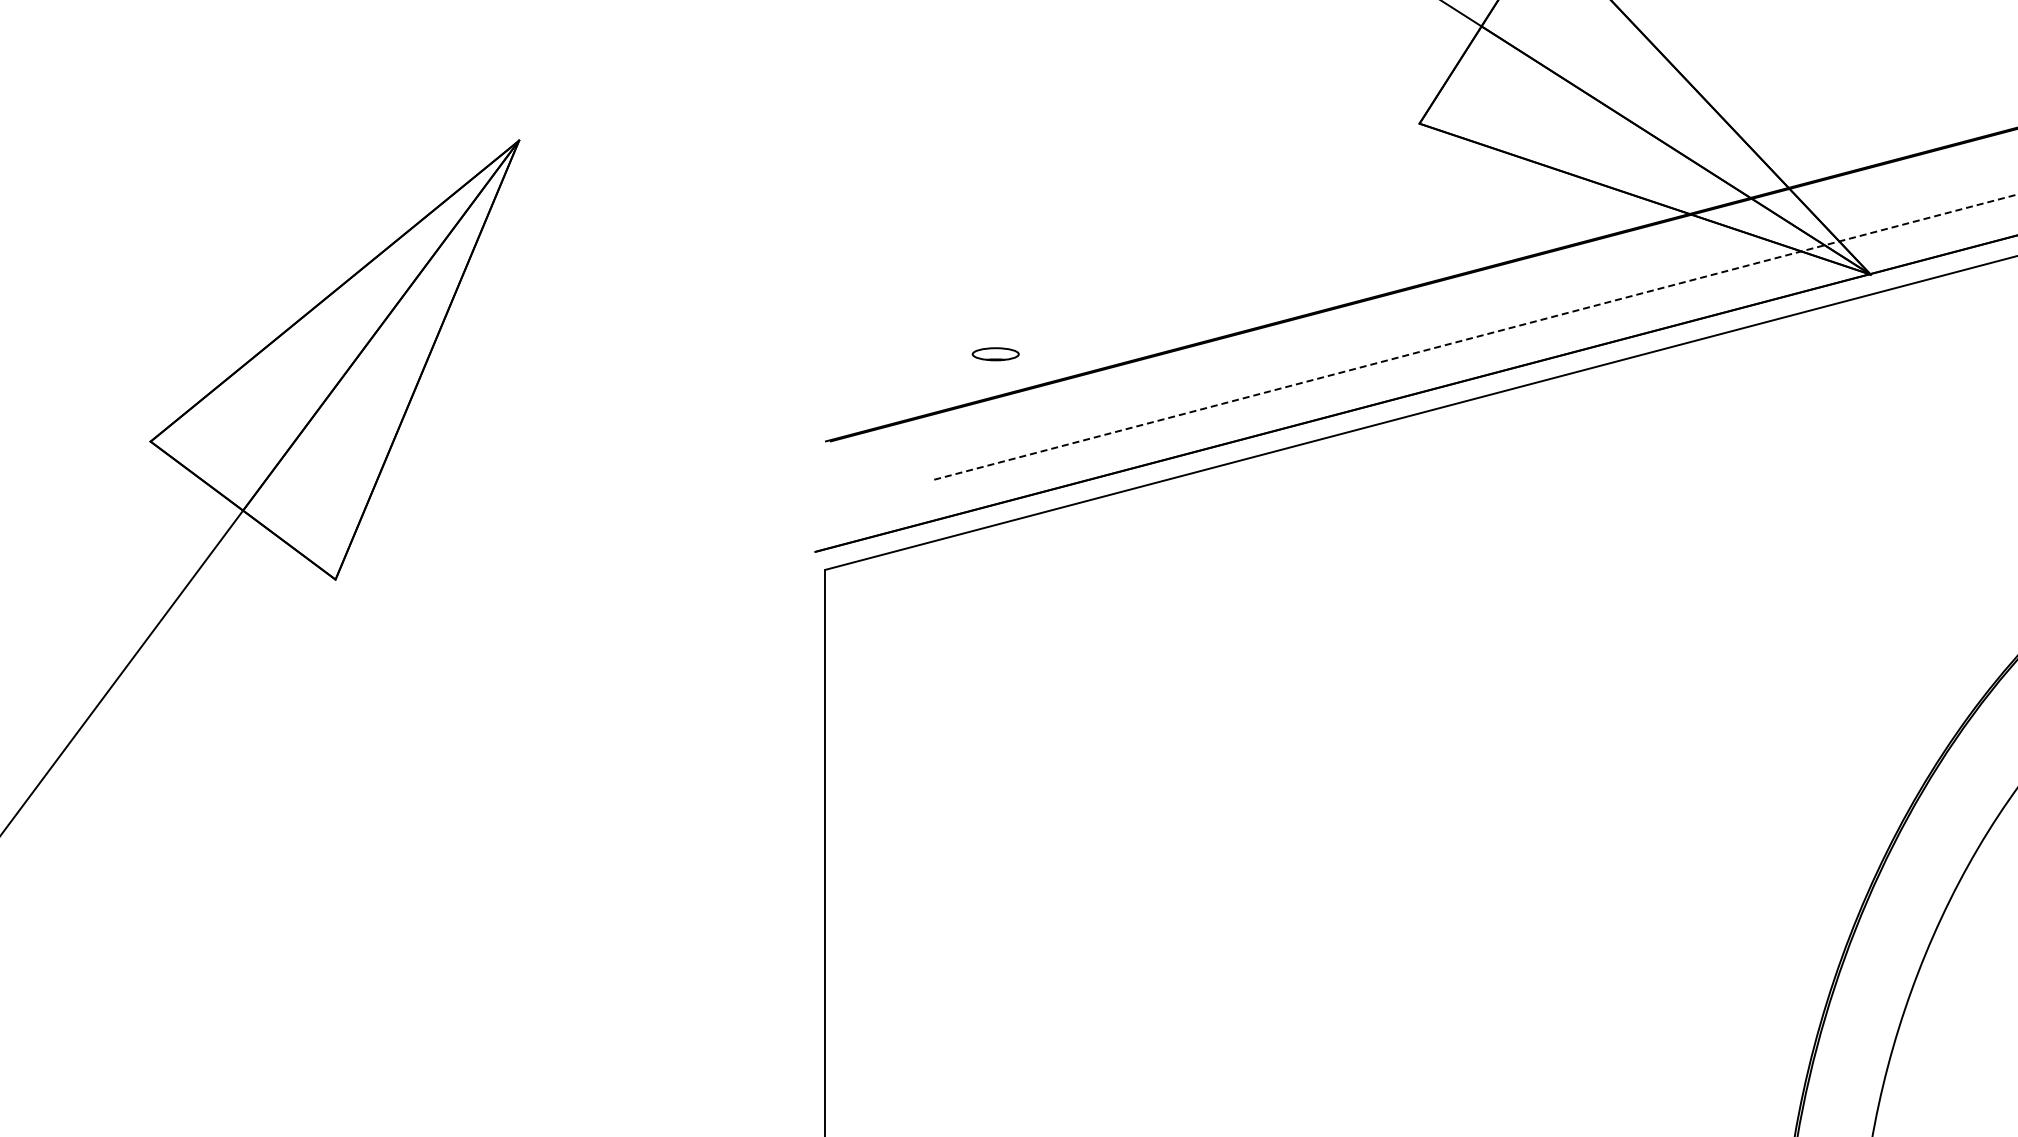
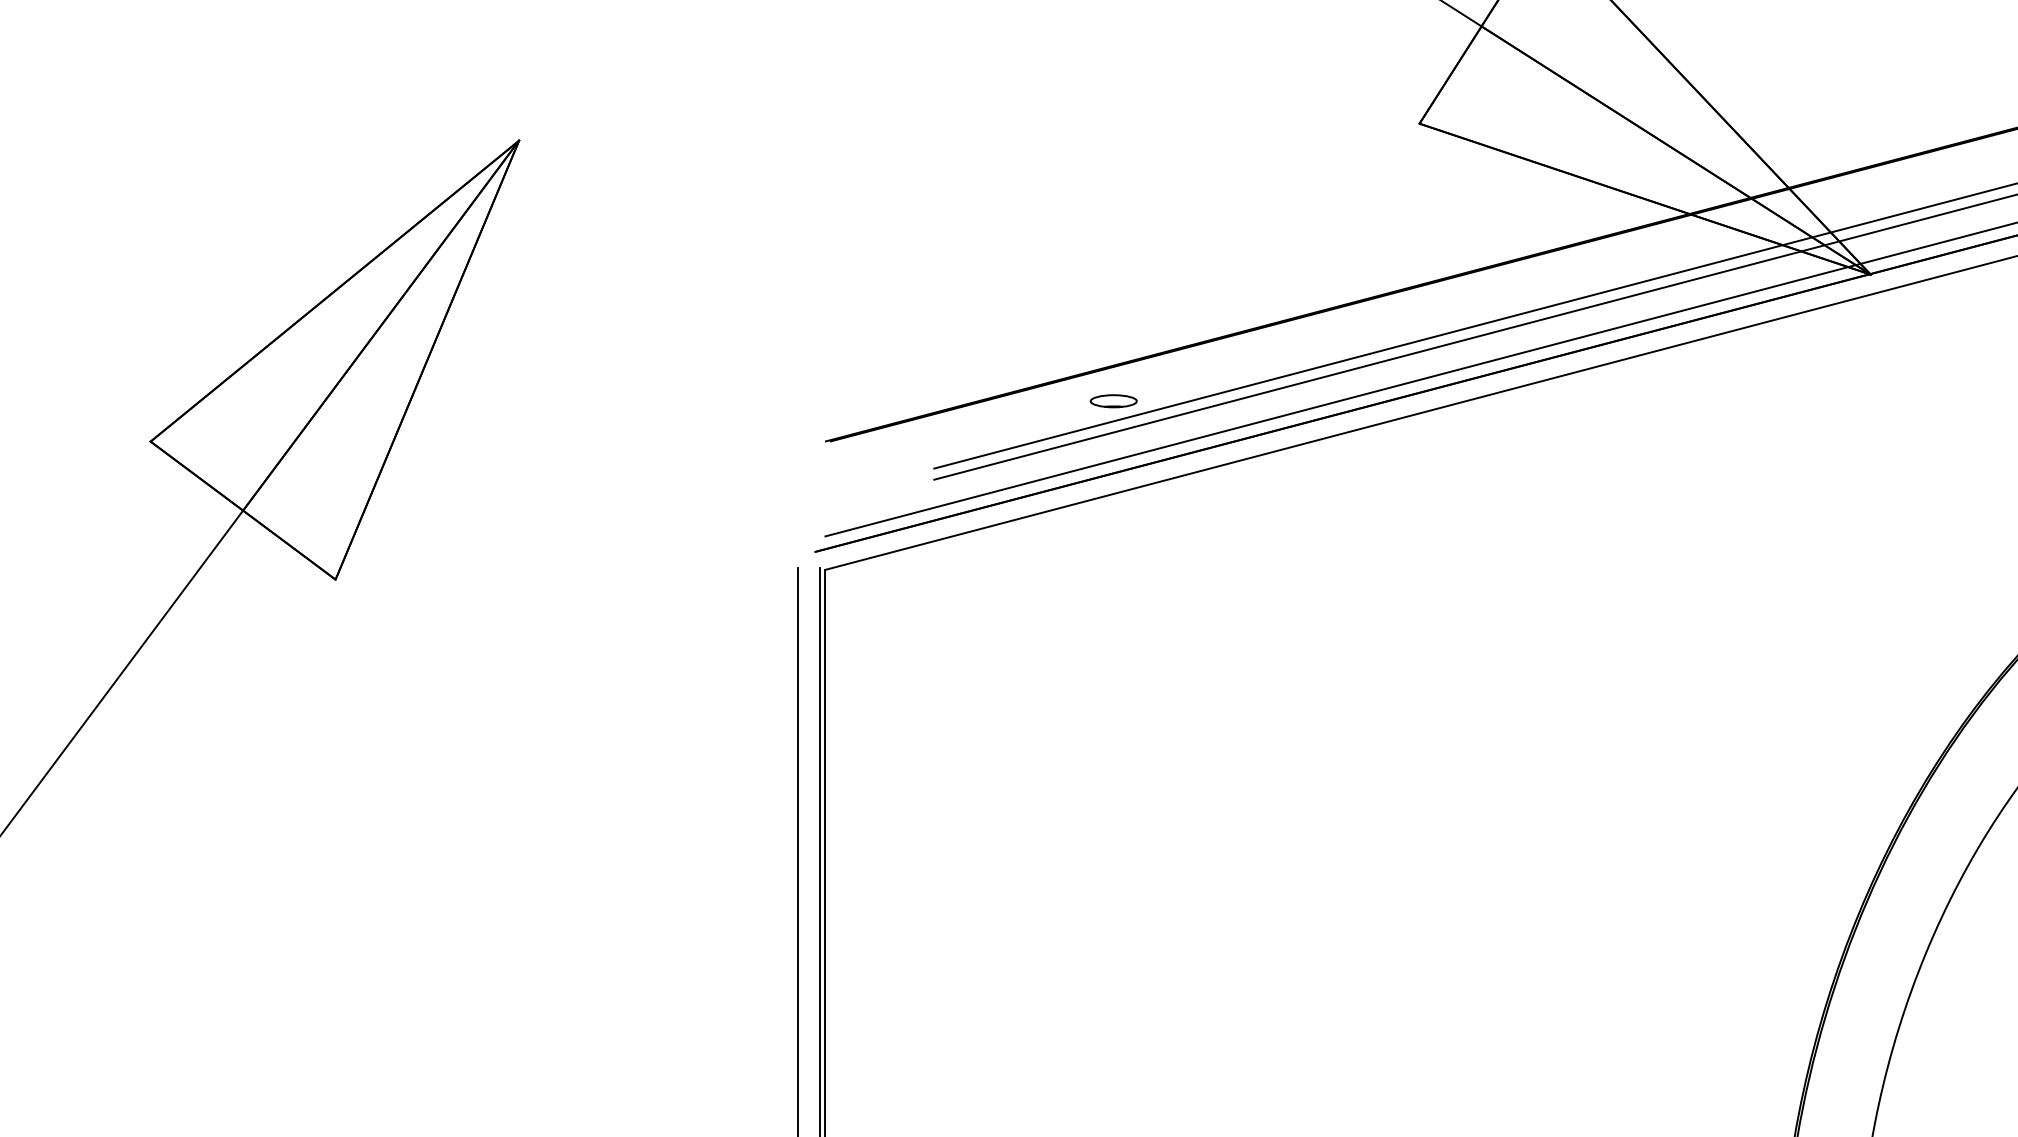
line: none -> present (1474, 326)
line: dashed -> solid (1475, 337)
part position: (995, 354) -> (1113, 401) (1113, 401)
line: none -> present (1419, 379)
line: none -> present (798, 850)
line: none -> present (820, 850)
